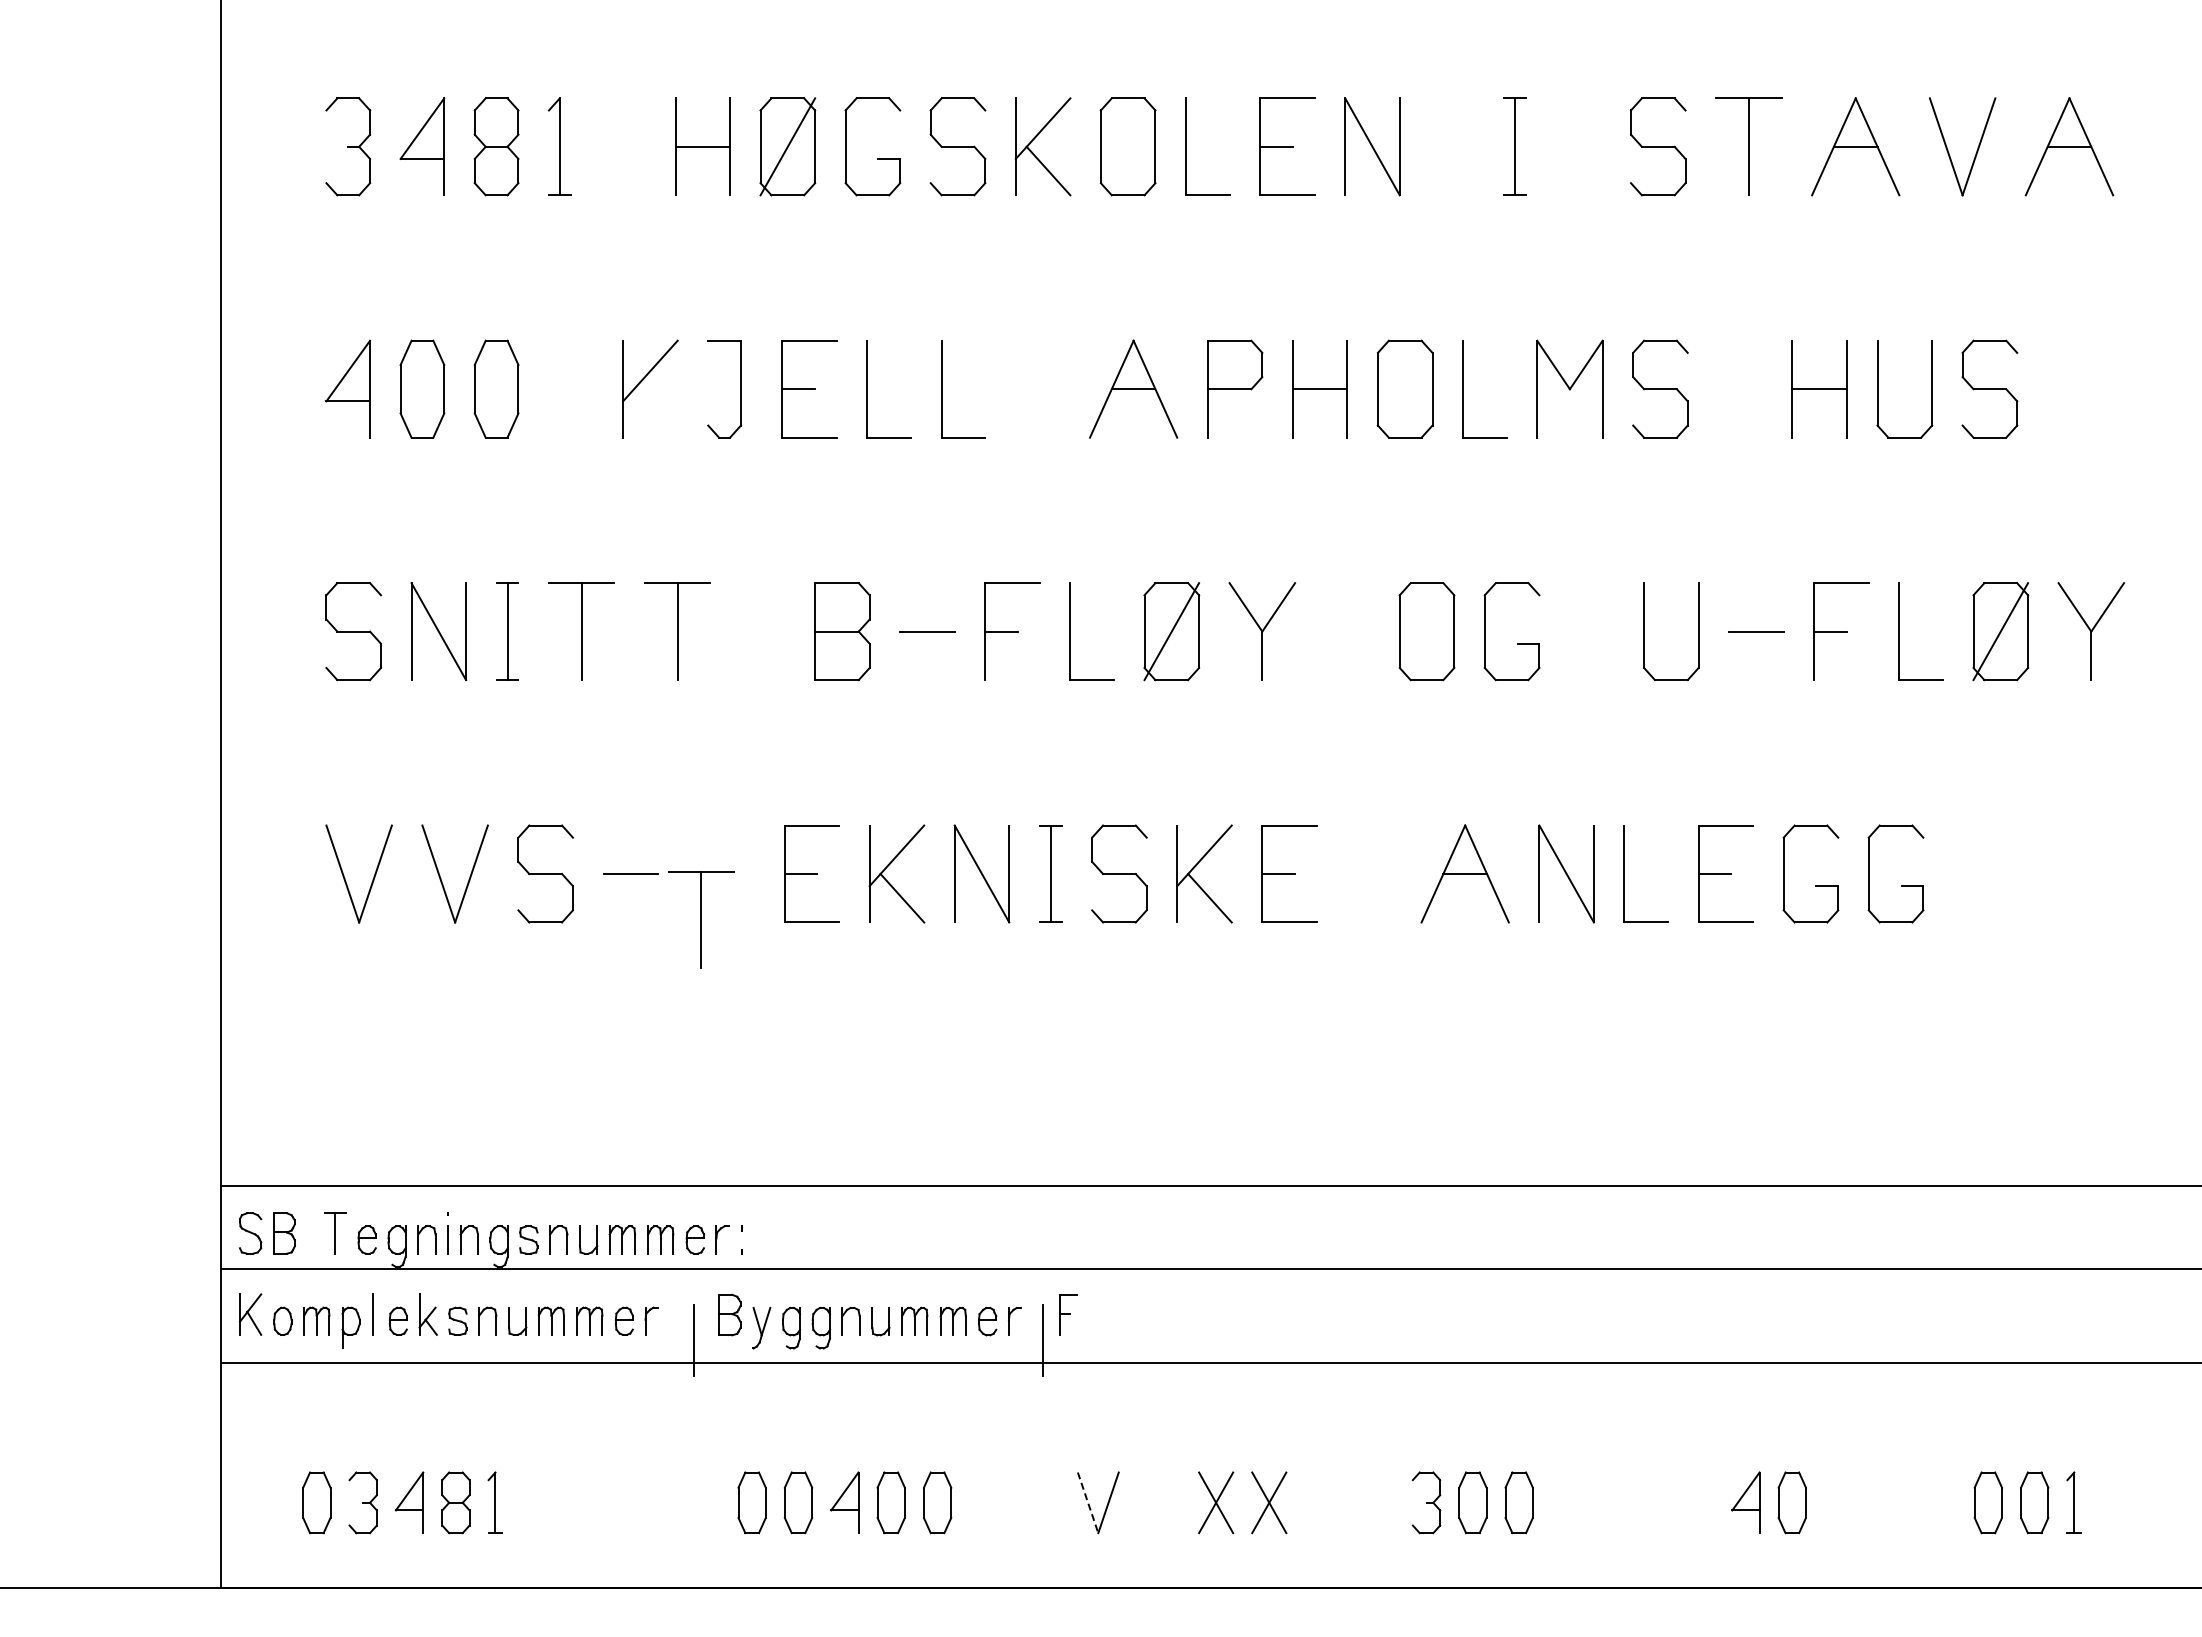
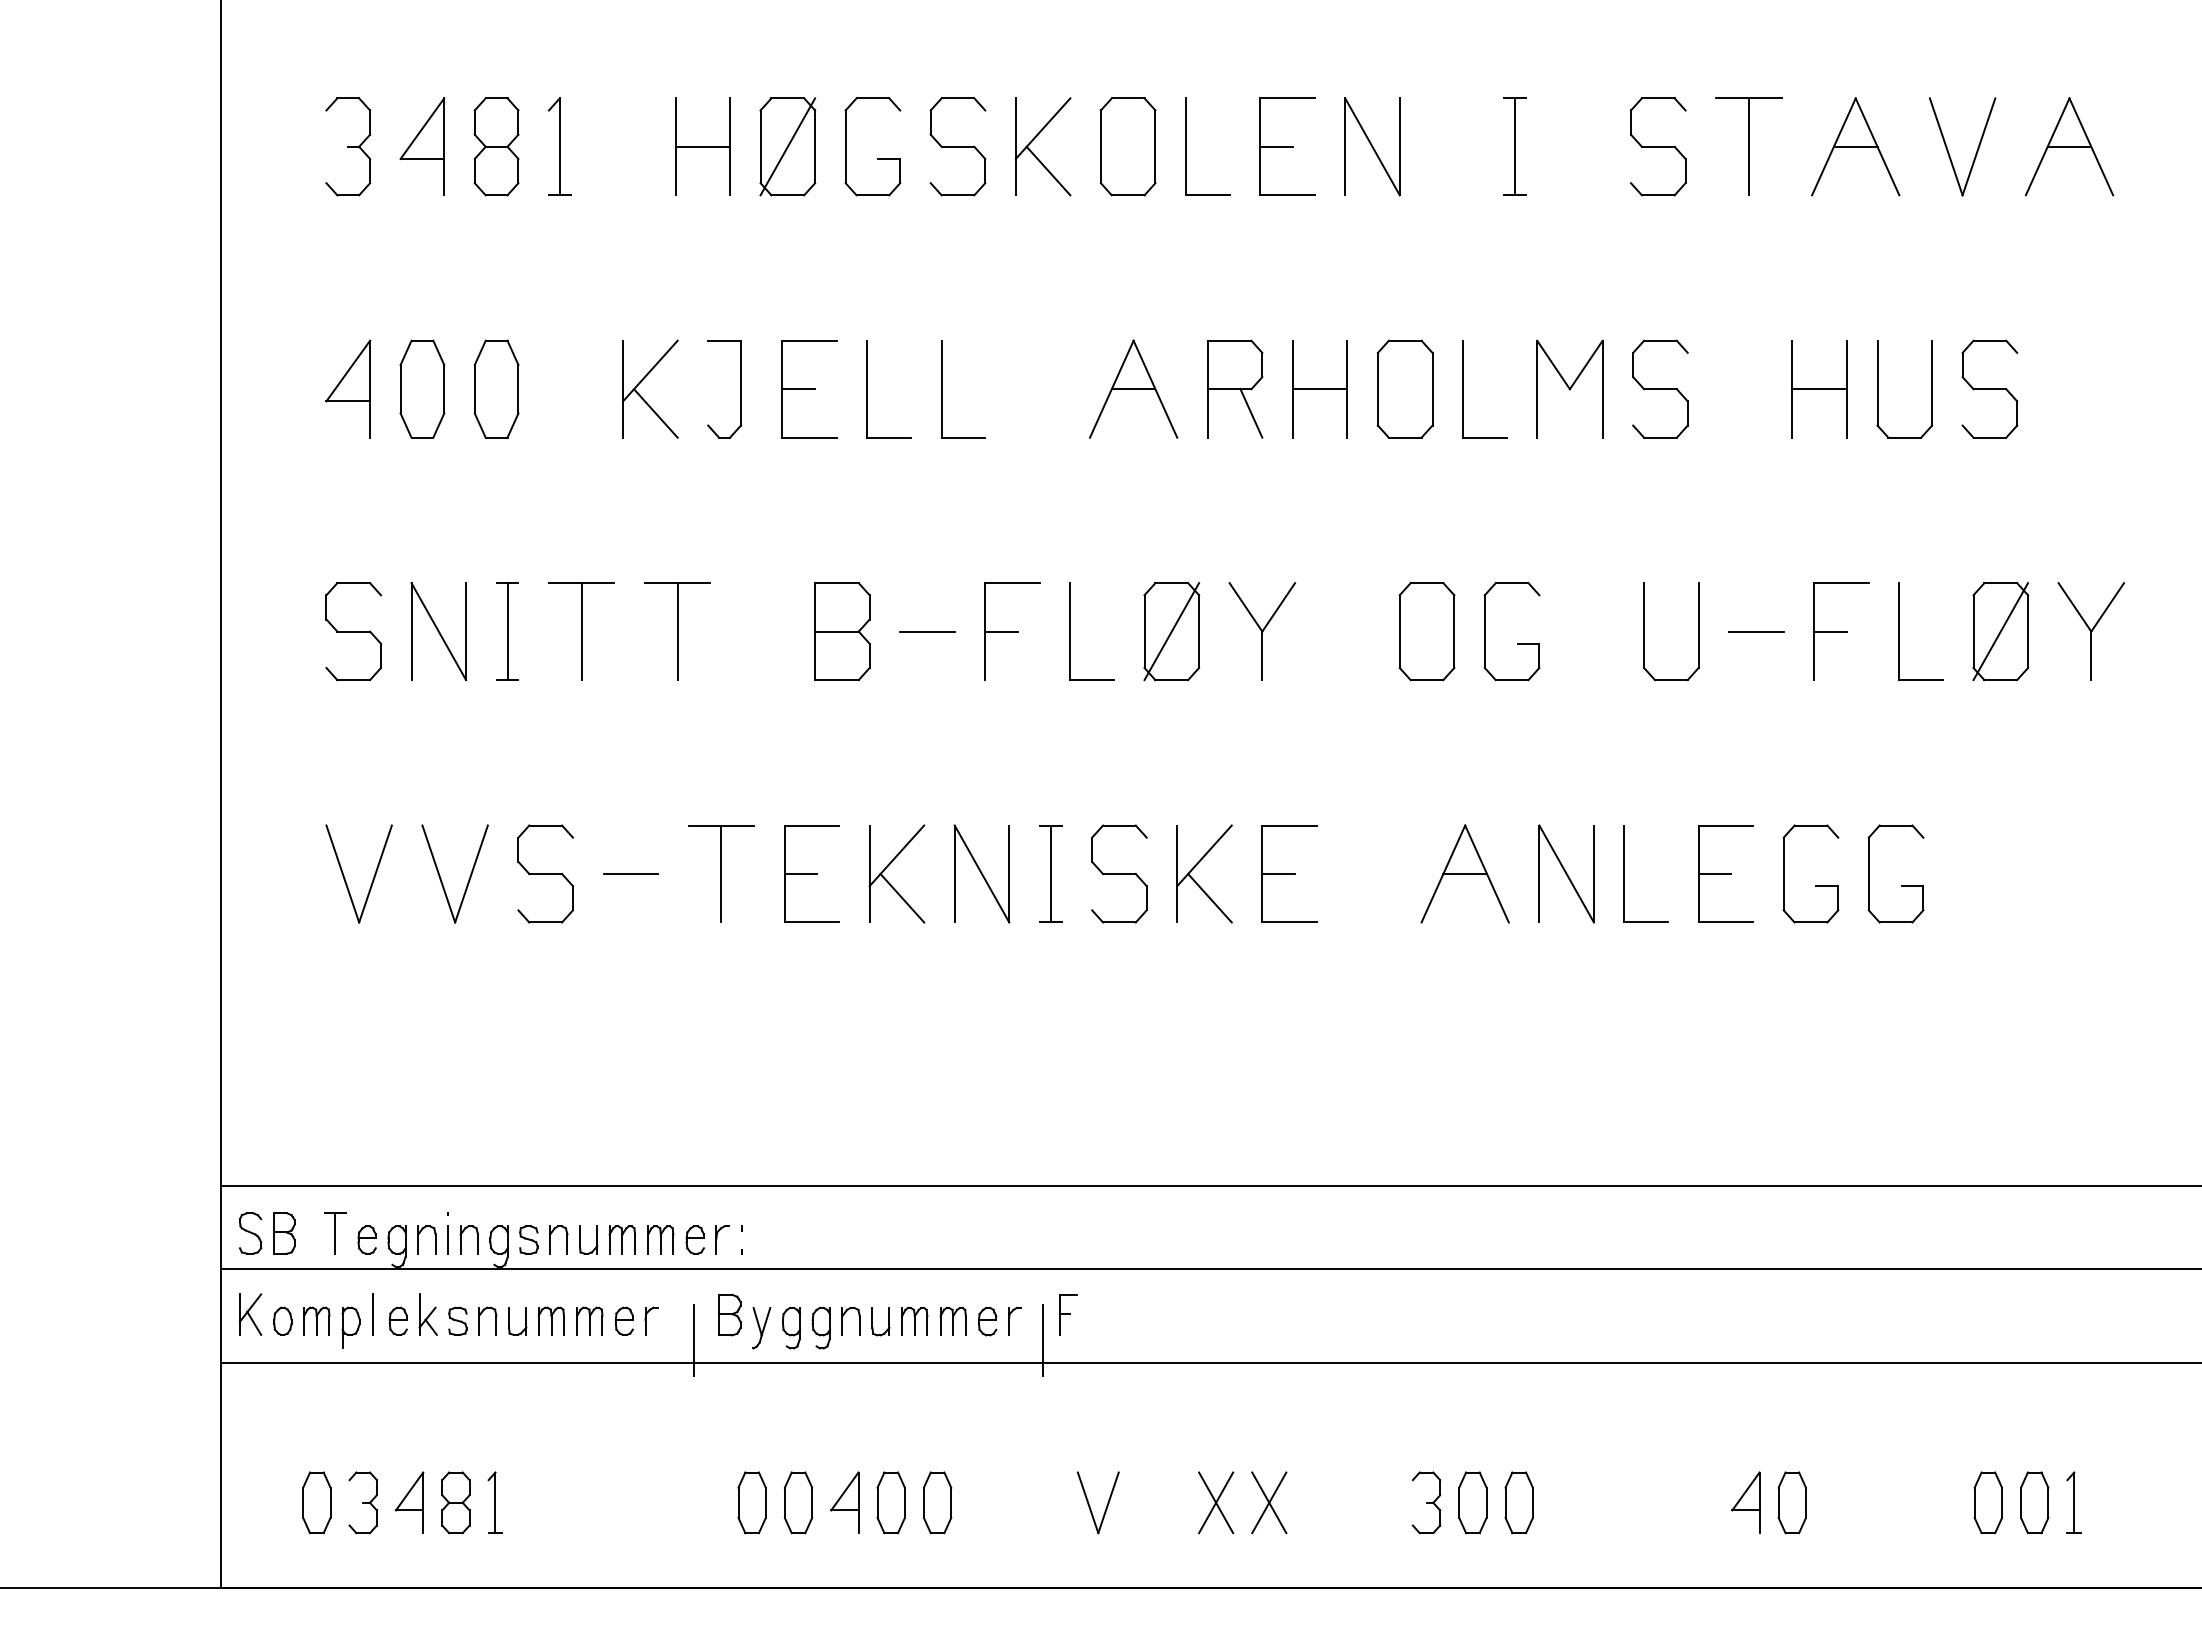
line: none -> present (655, 413)
line: none -> present (1251, 413)
part position: (701, 919) -> (721, 873) (721, 873)
line: dashed -> solid (1088, 1502)
